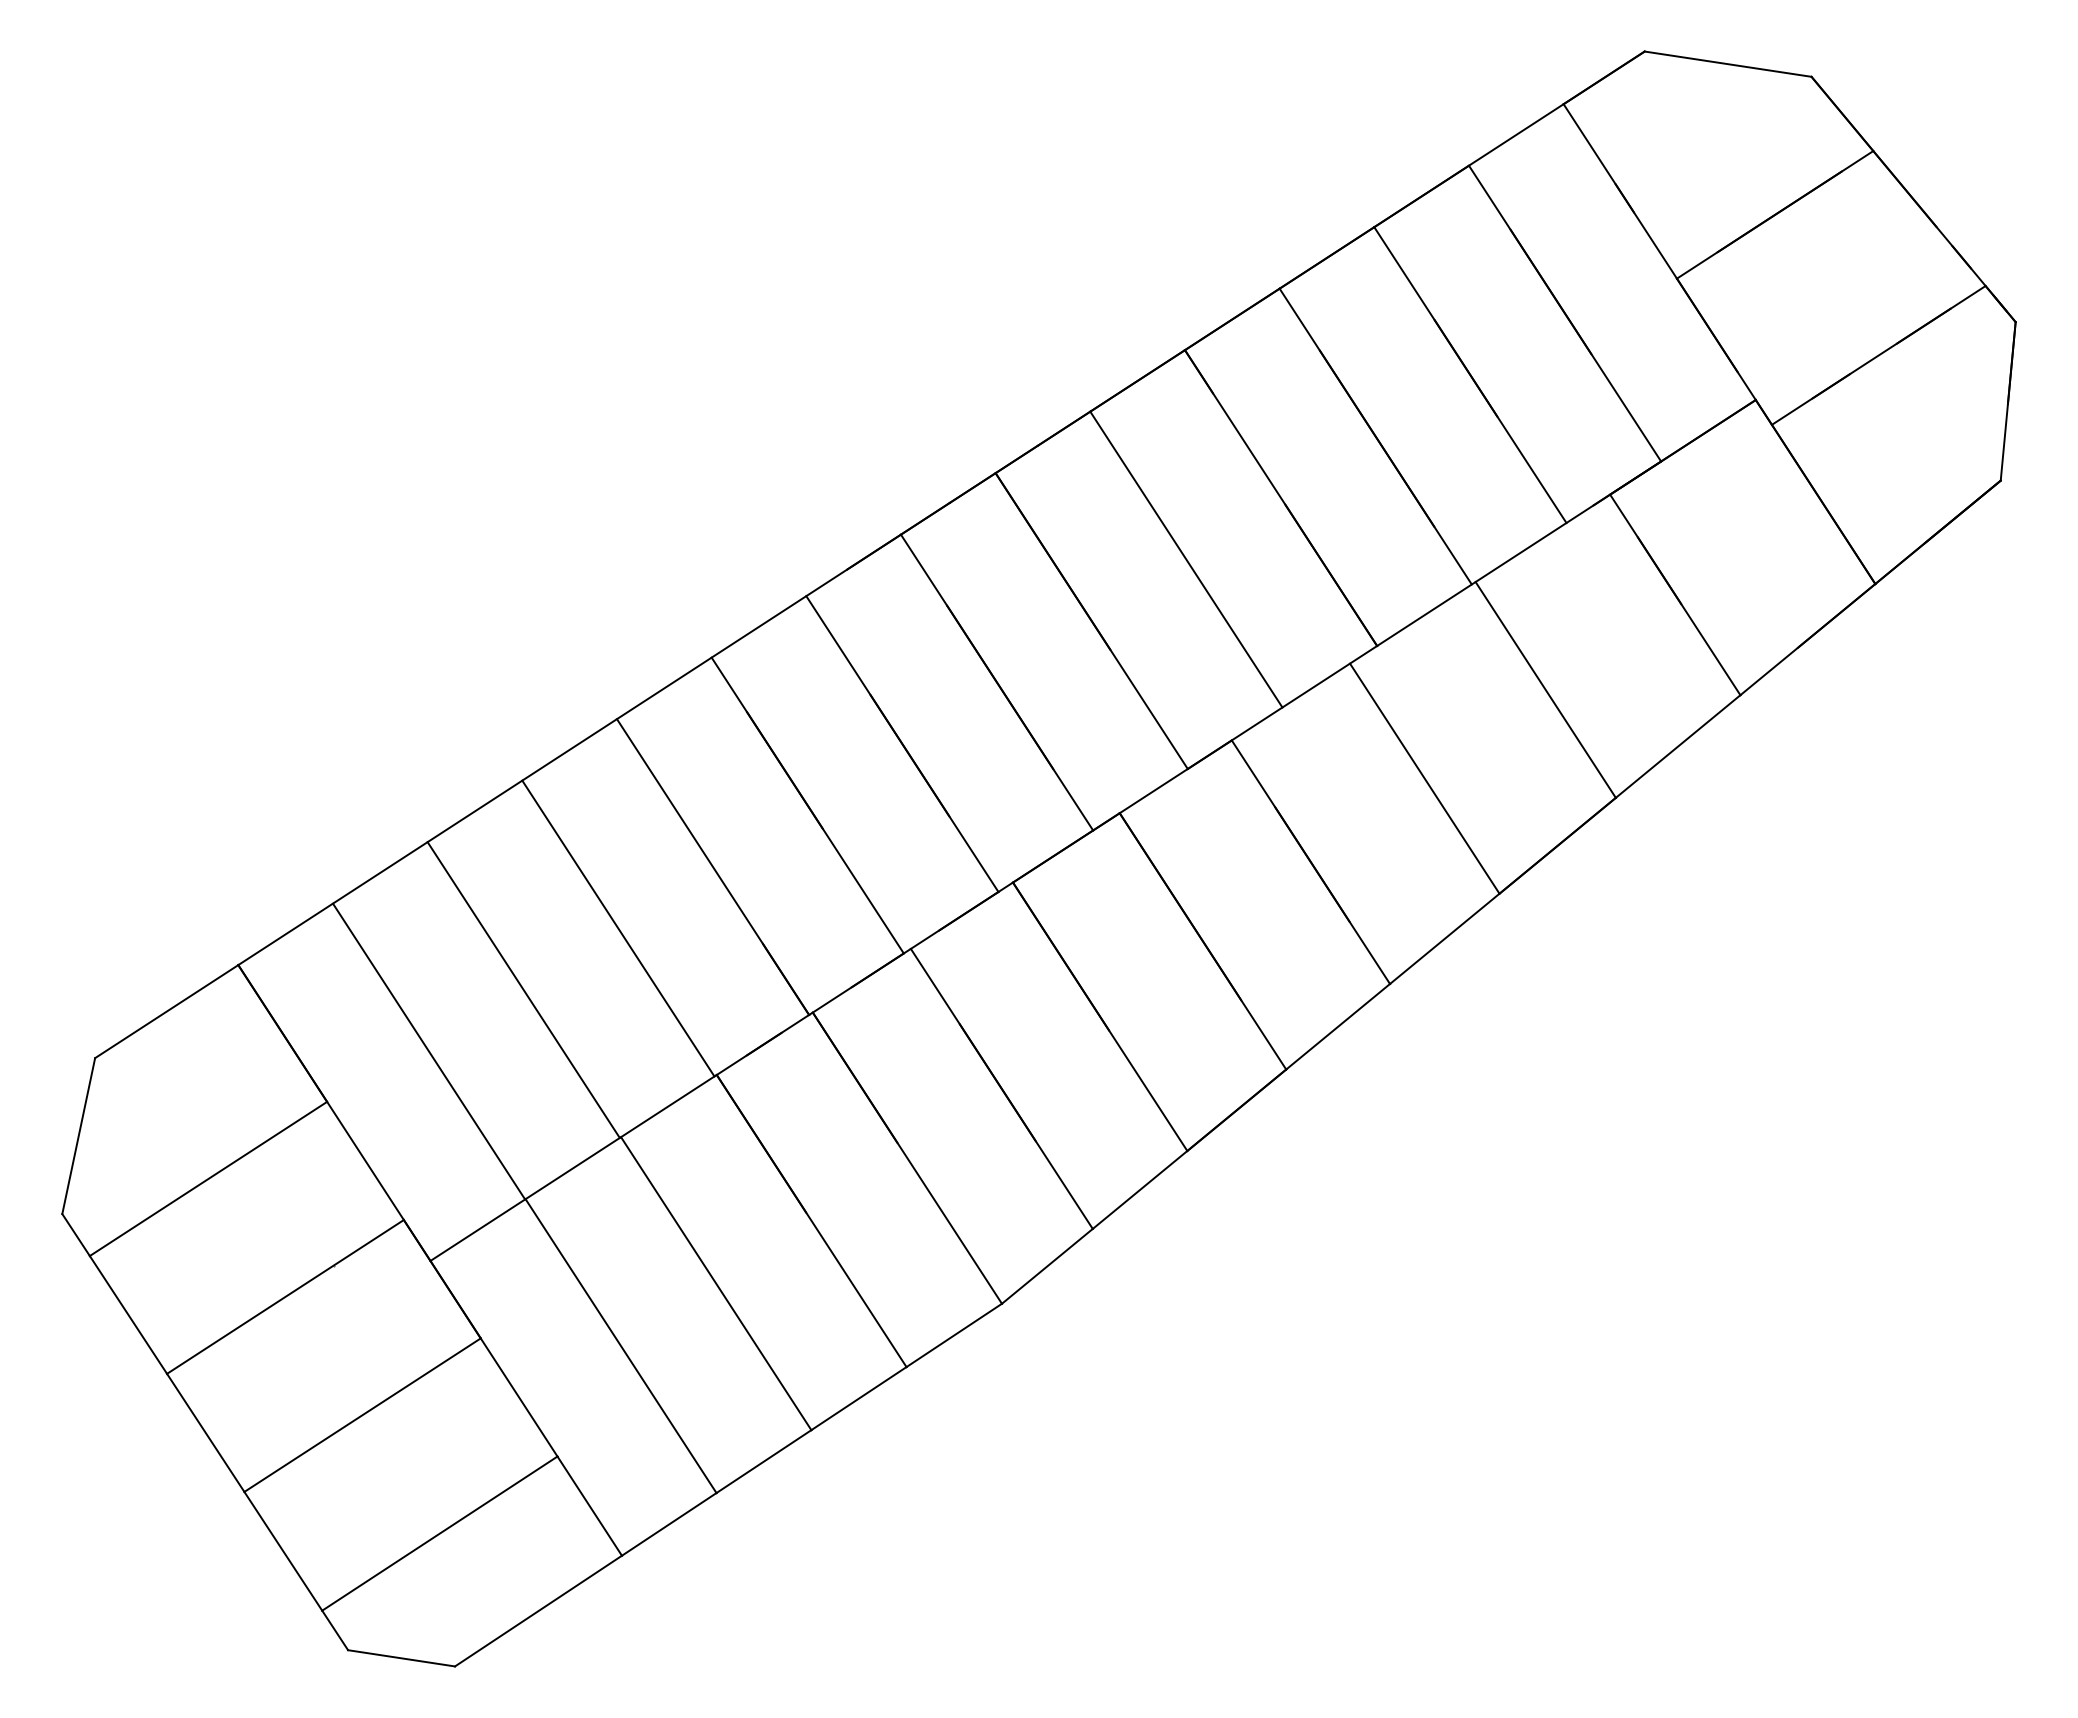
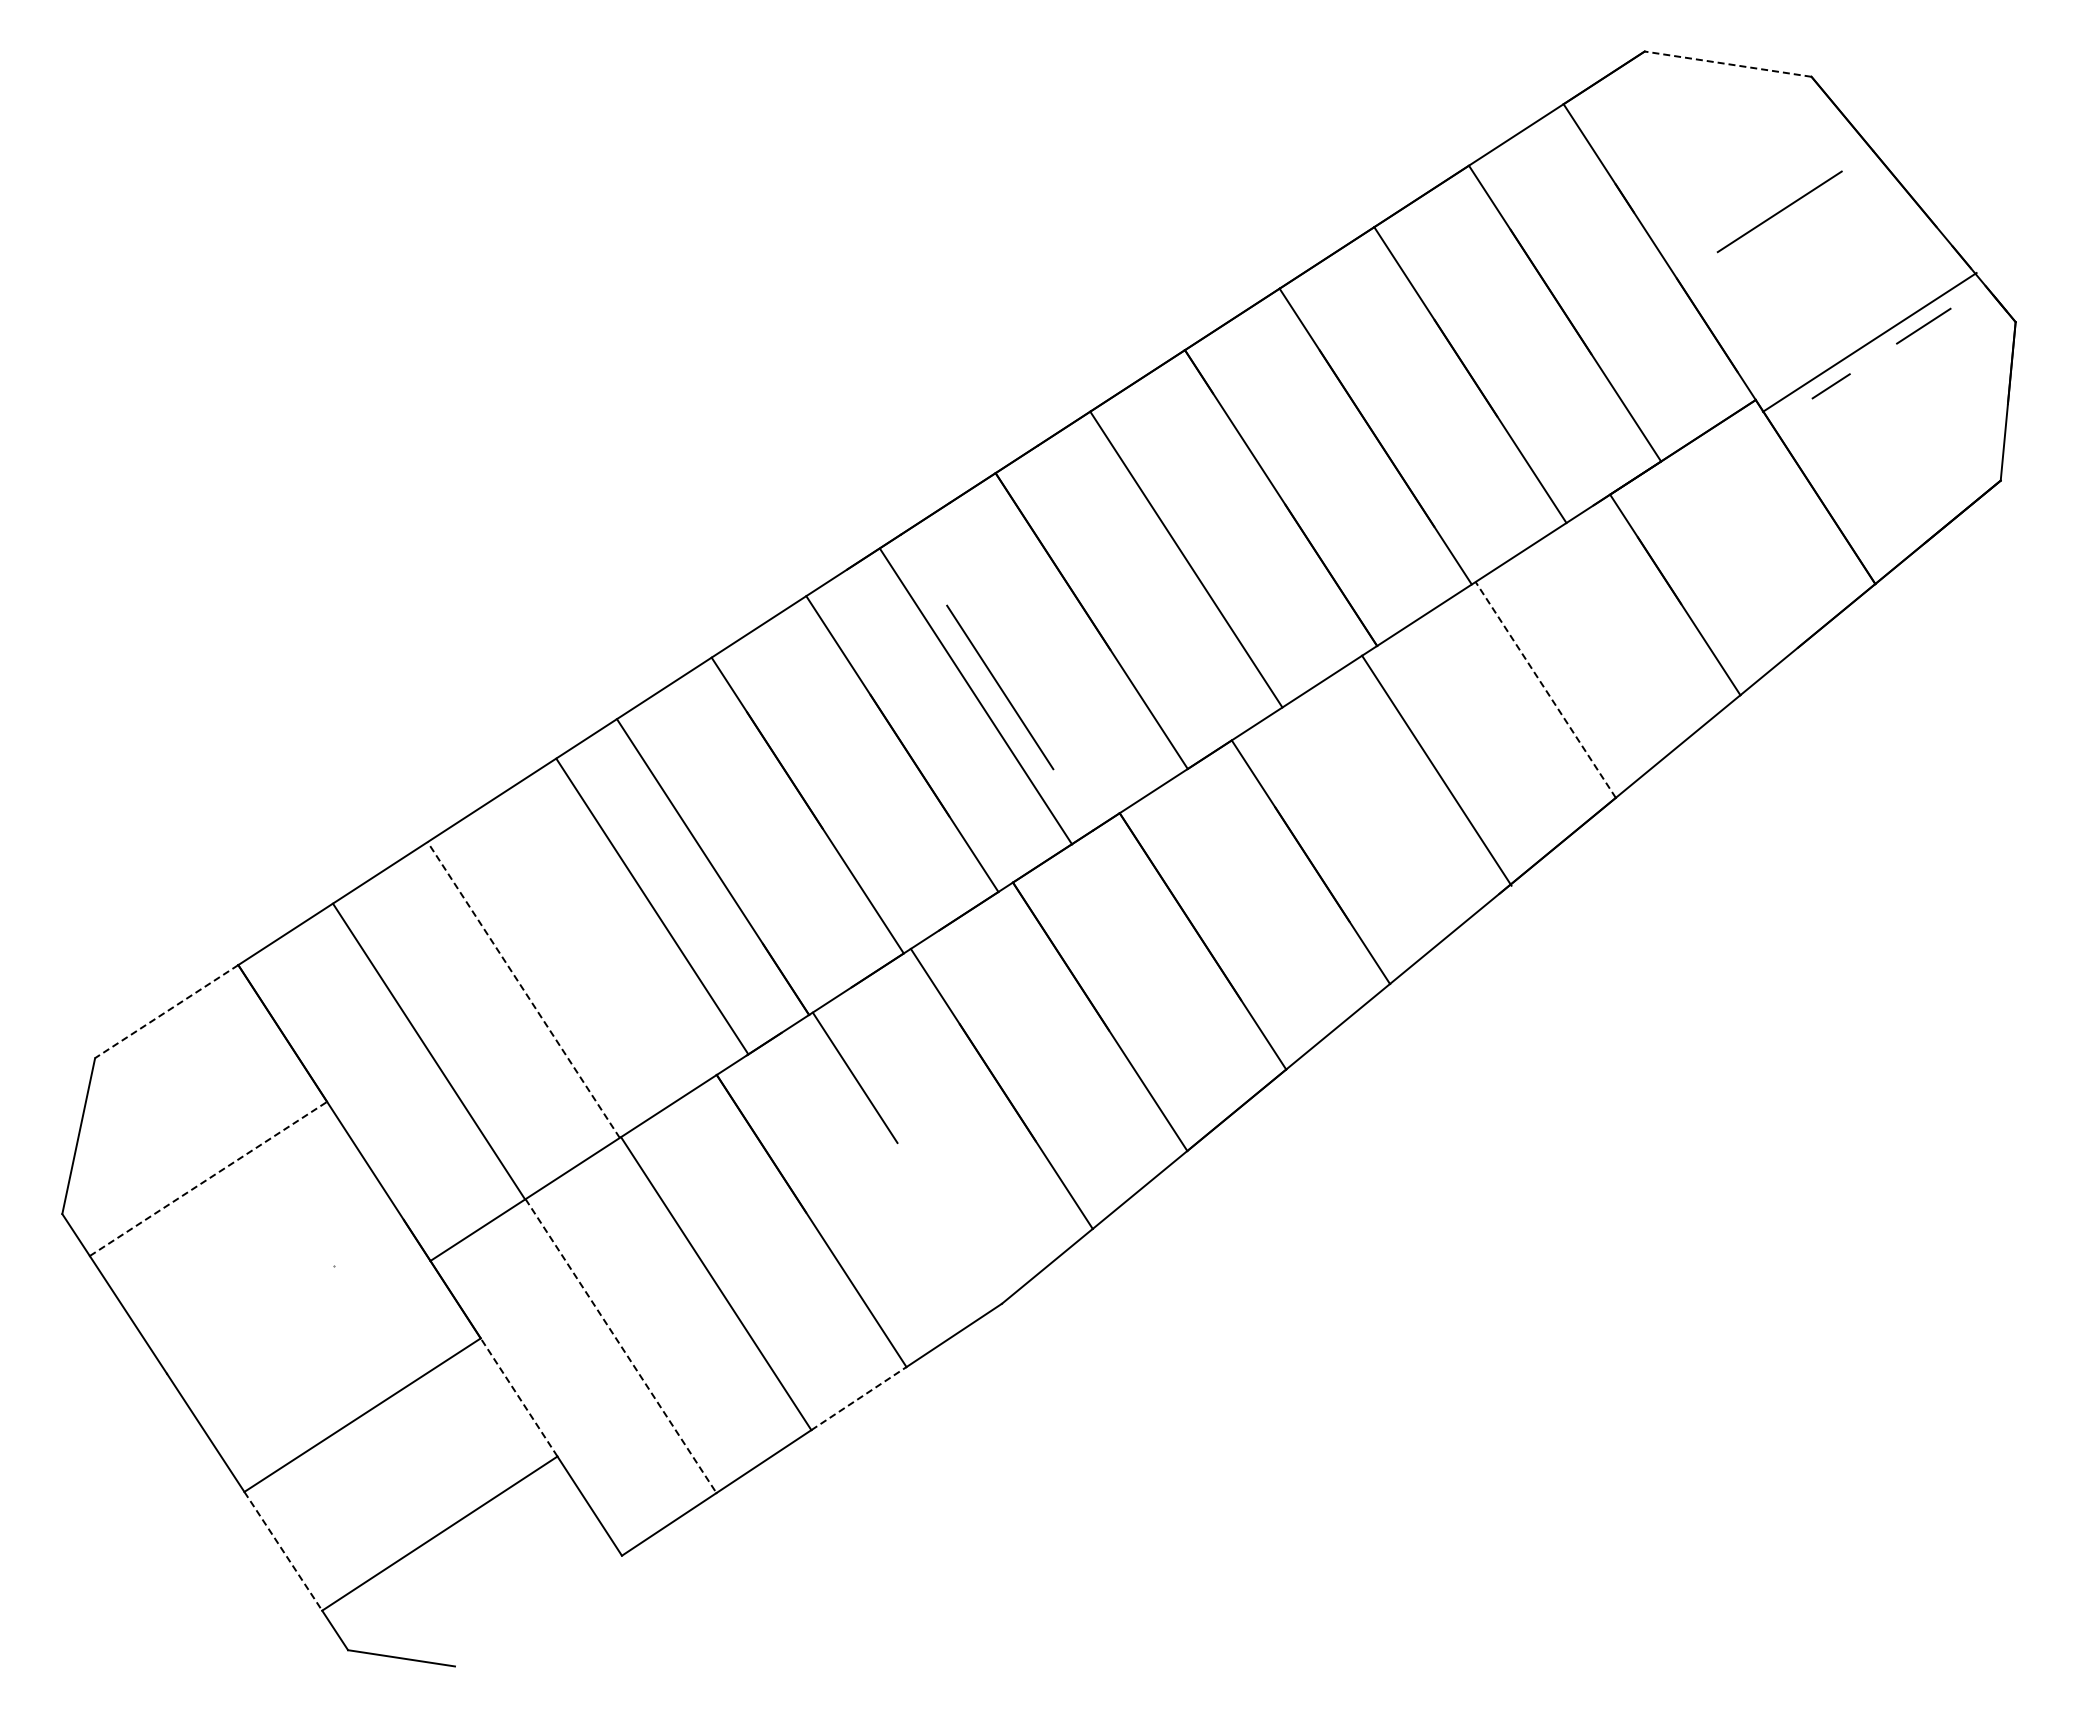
line: solid -> dashed (1727, 64)
line: present -> none (1774, 214)
line position: (1878, 355) -> (1869, 342) (1869, 342)
line position: (996, 682) -> (975, 696) (975, 696)
line: solid -> dashed (1545, 689)
line position: (1424, 778) -> (1436, 770) (1436, 770)
line position: (618, 928) -> (652, 906) (652, 906)
line: solid -> dashed (523, 989)
line: solid -> dashed (166, 1011)
line: present -> none (906, 1157)
line: solid -> dashed (208, 1178)
line: present -> none (285, 1296)
line: solid -> dashed (621, 1346)
line: solid -> dashed (518, 1397)
line: solid -> dashed (859, 1398)
line: solid -> dashed (283, 1551)
line: present -> none (538, 1610)
